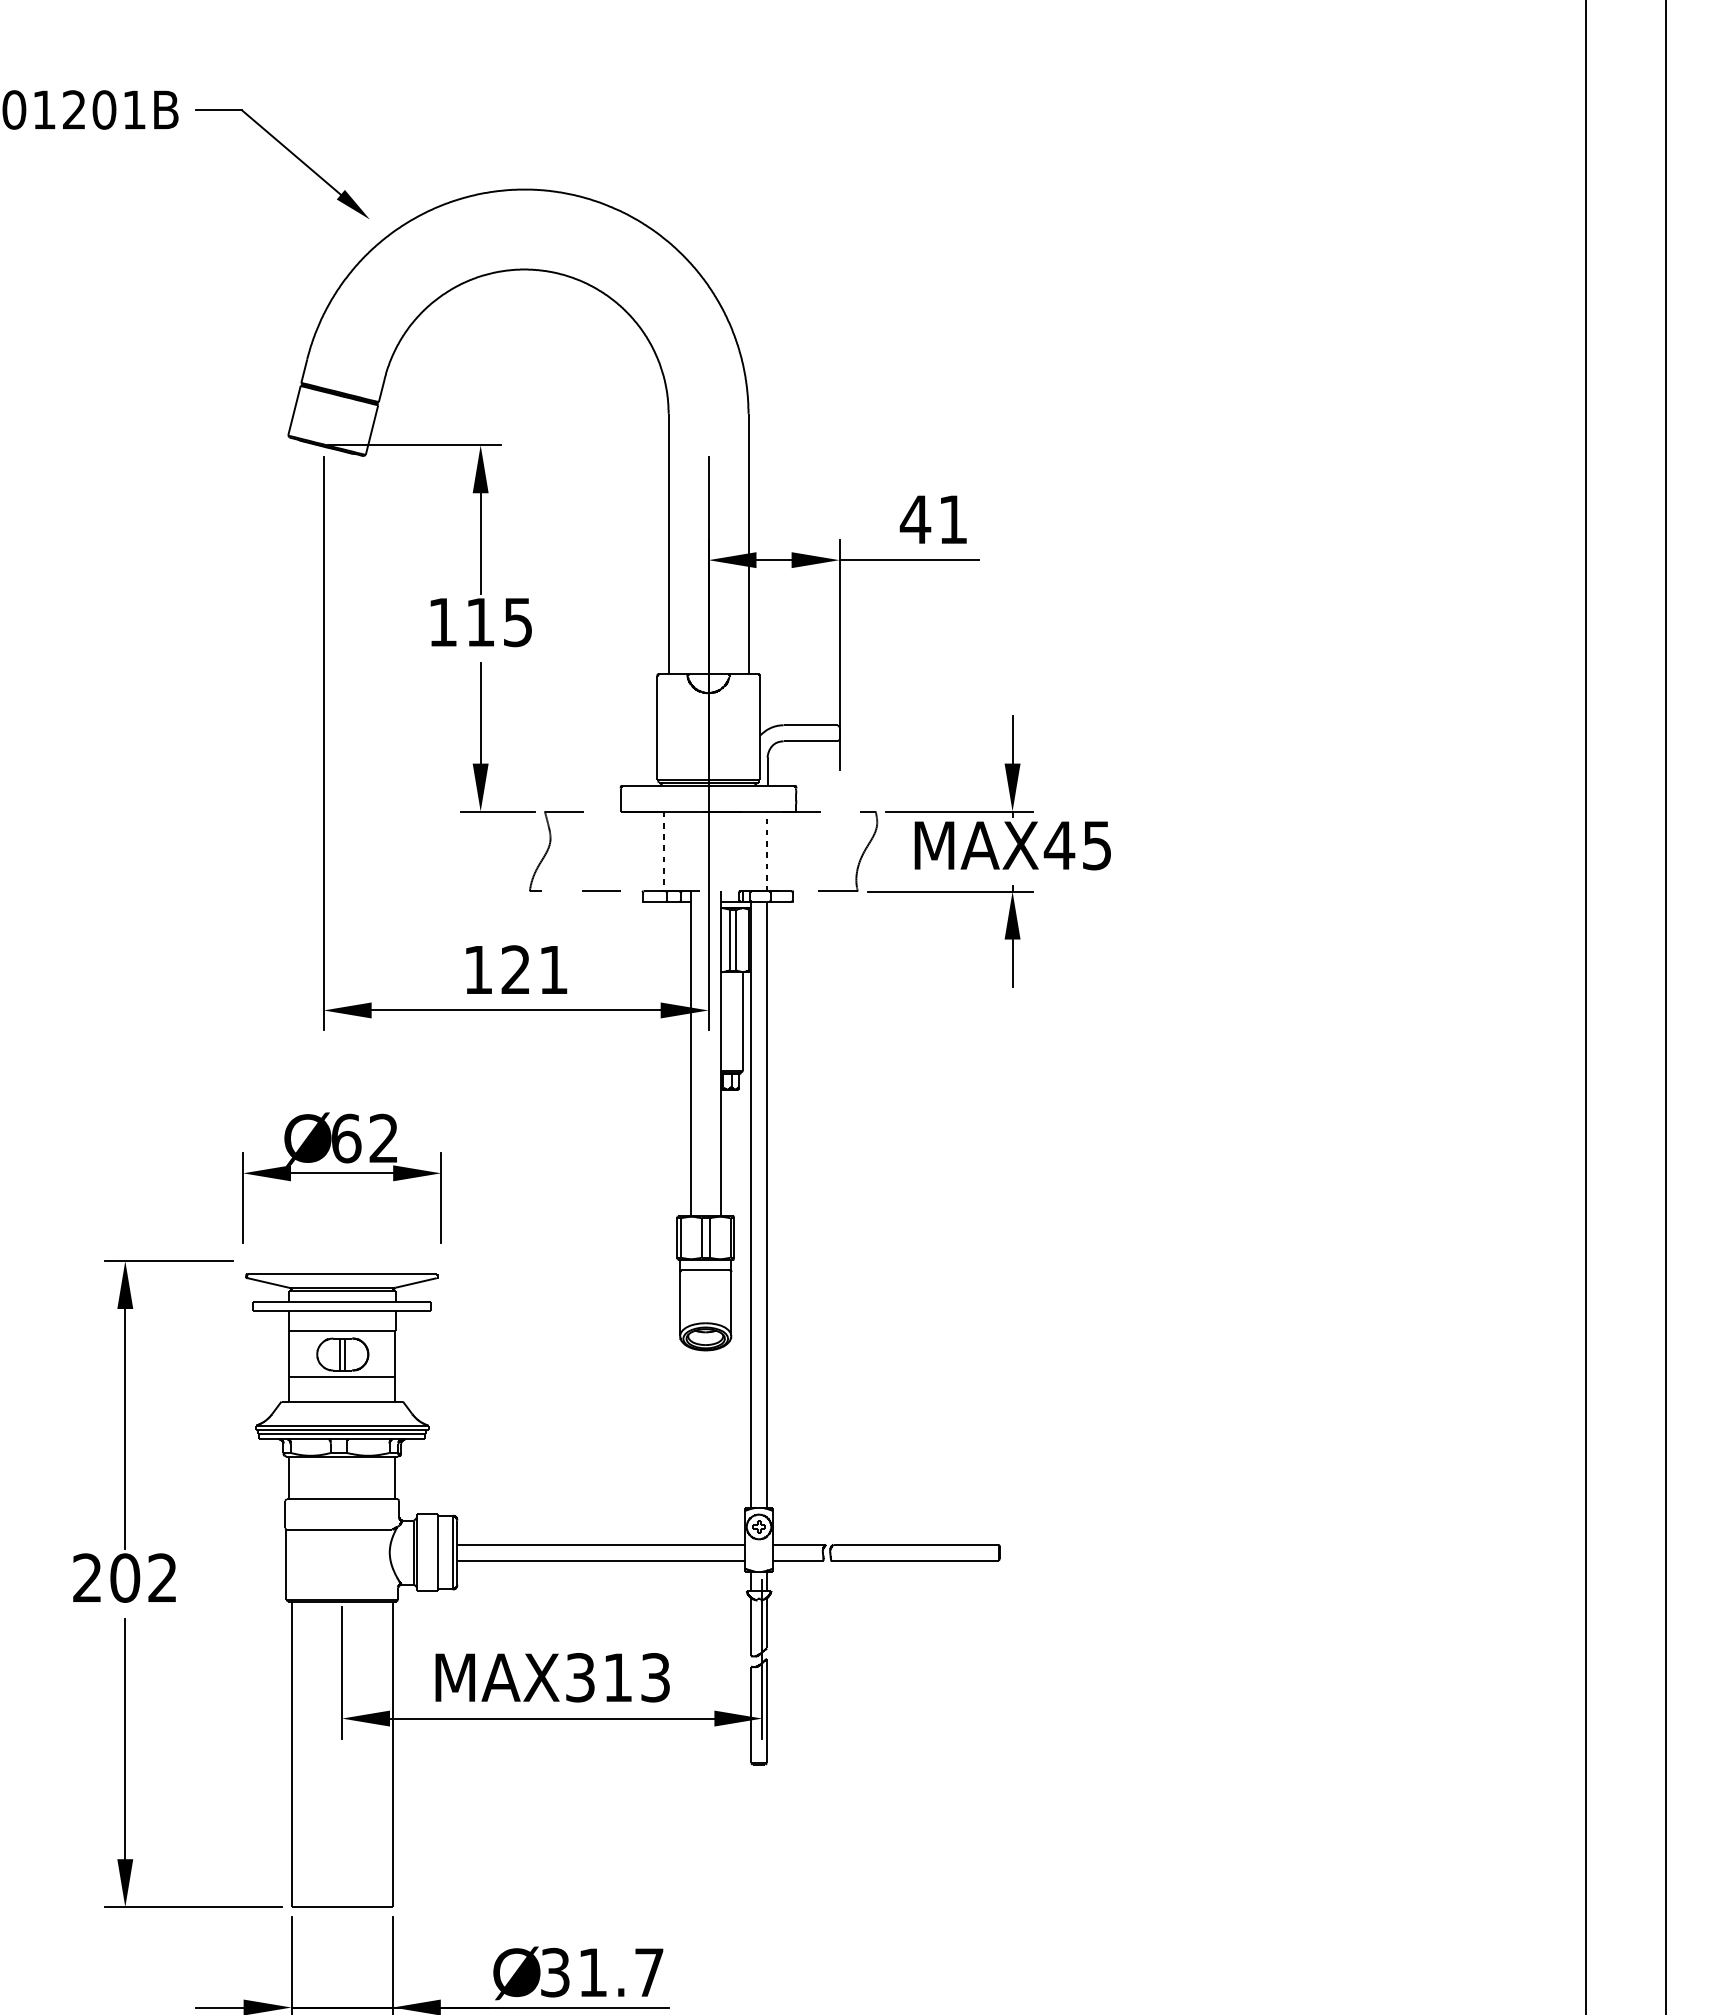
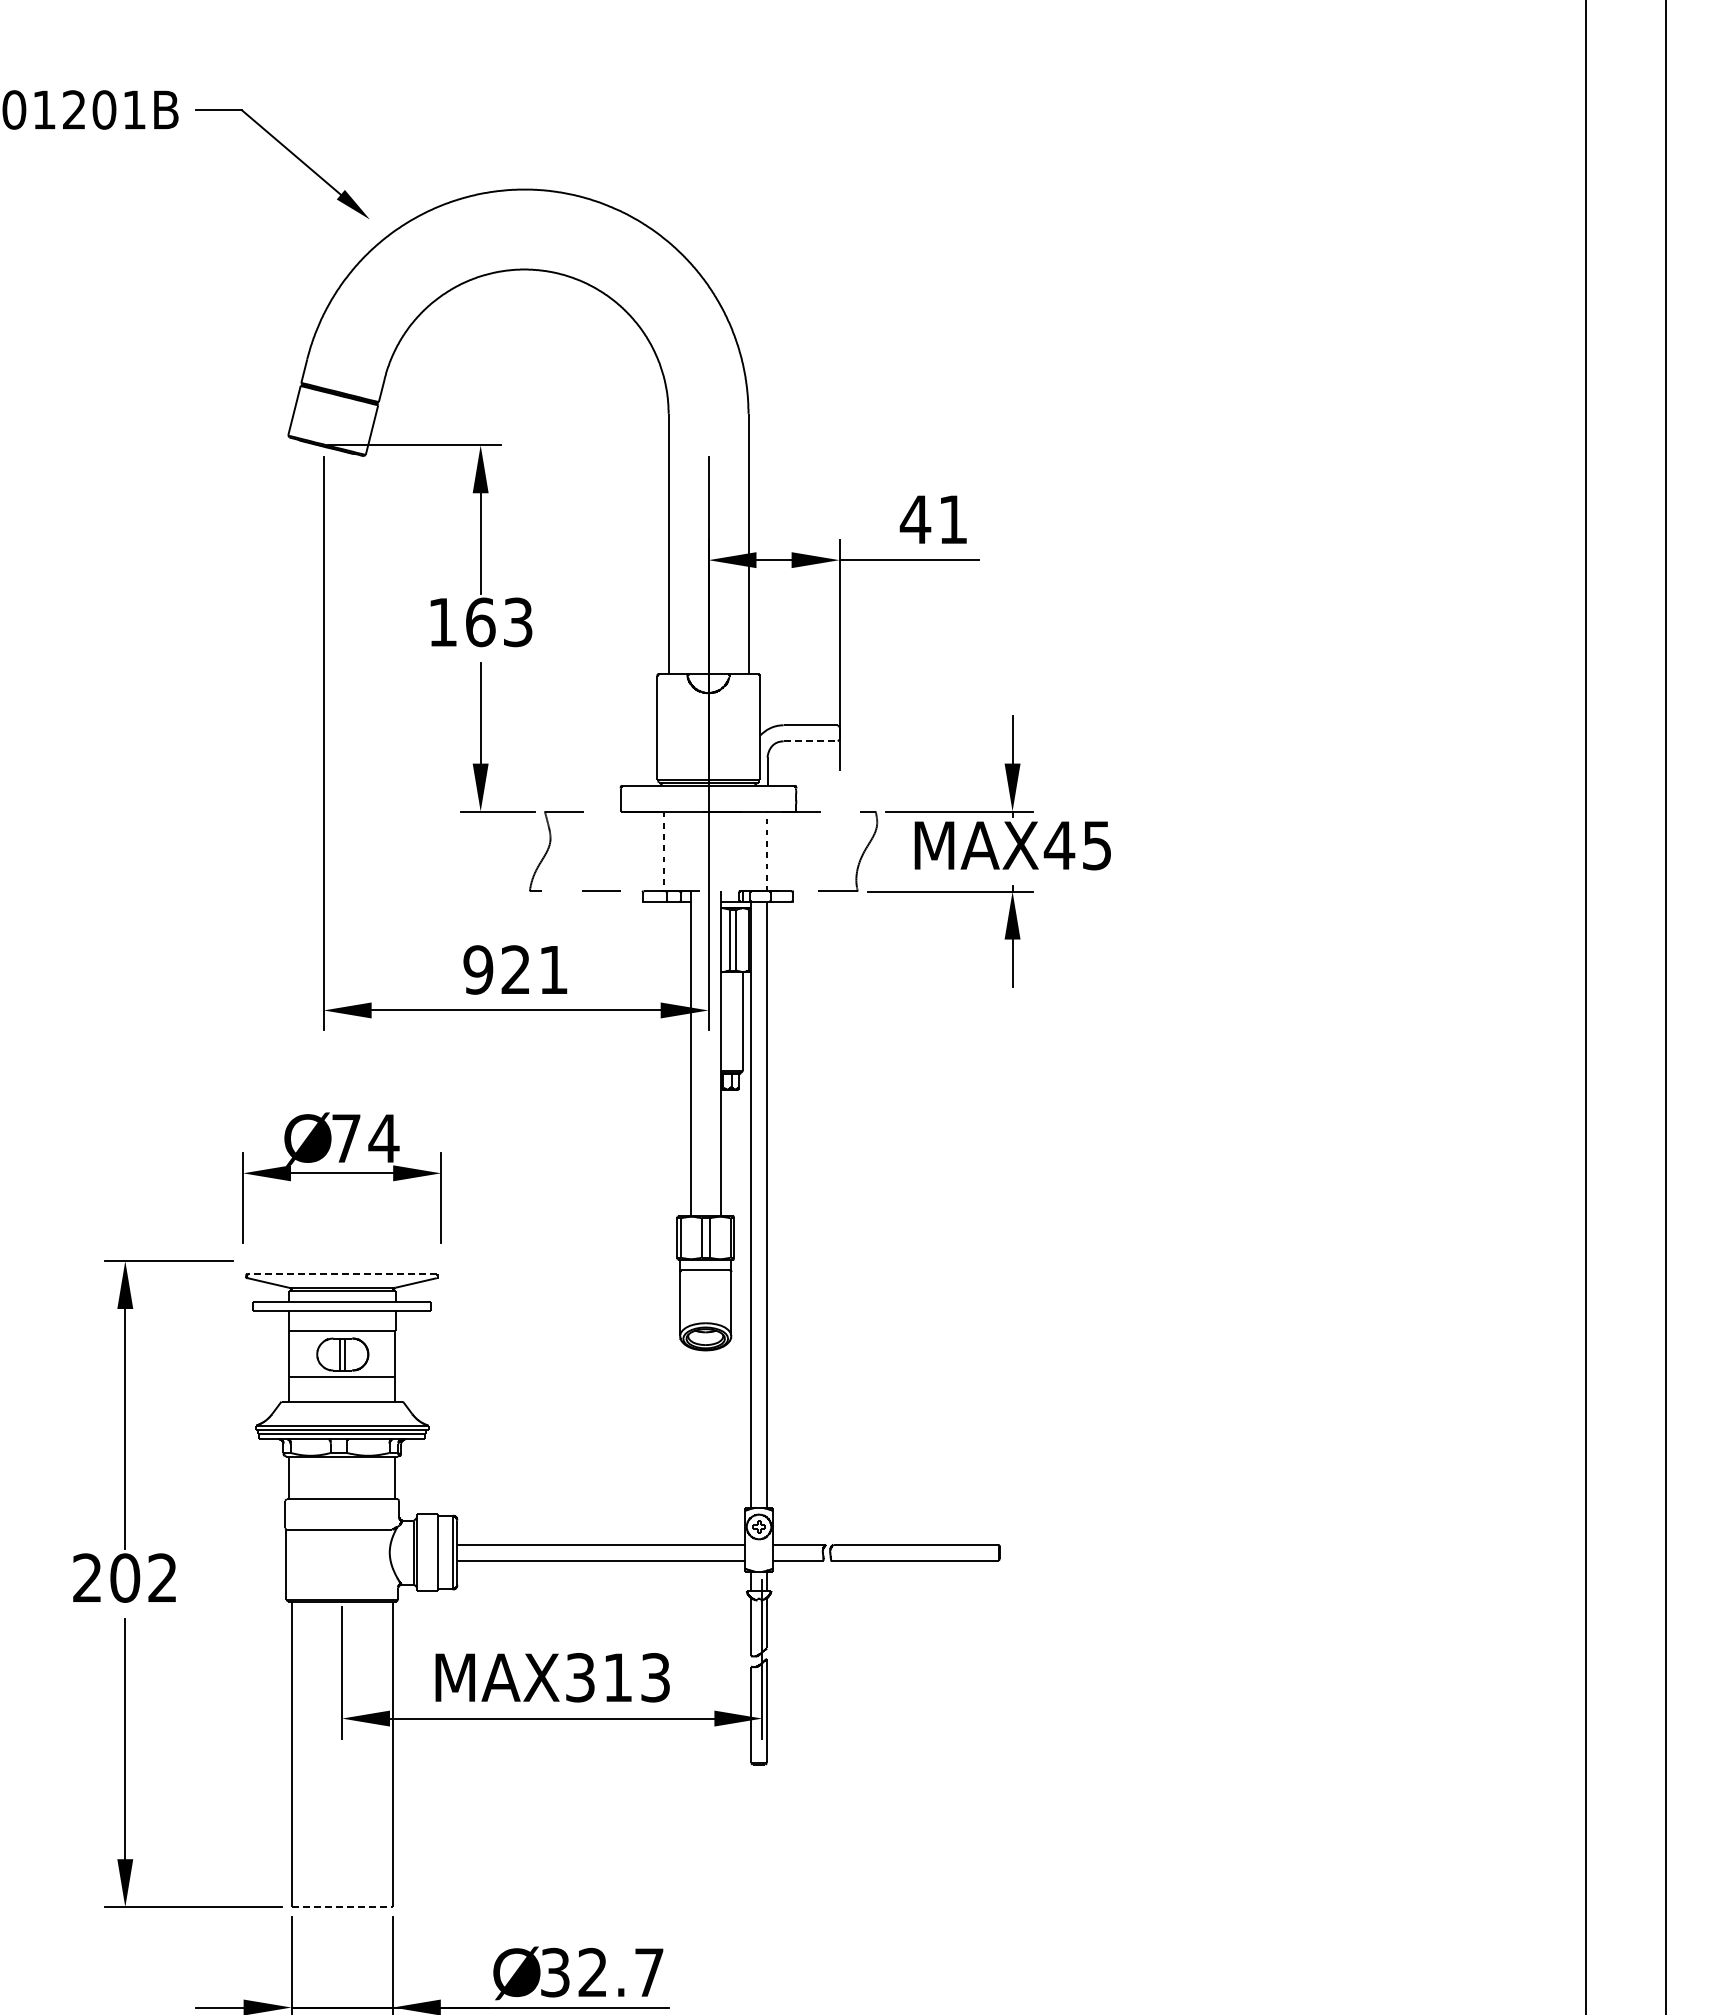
text: 115 -> 163 (499, 622)
line: solid -> dashed (811, 741)
text: 121 -> 921 (478, 969)
text: 62 -> 74 (365, 1138)
line: solid -> dashed (341, 1274)
line: solid -> dashed (342, 1907)
text: 31.7 -> 32.7 (592, 1971)
